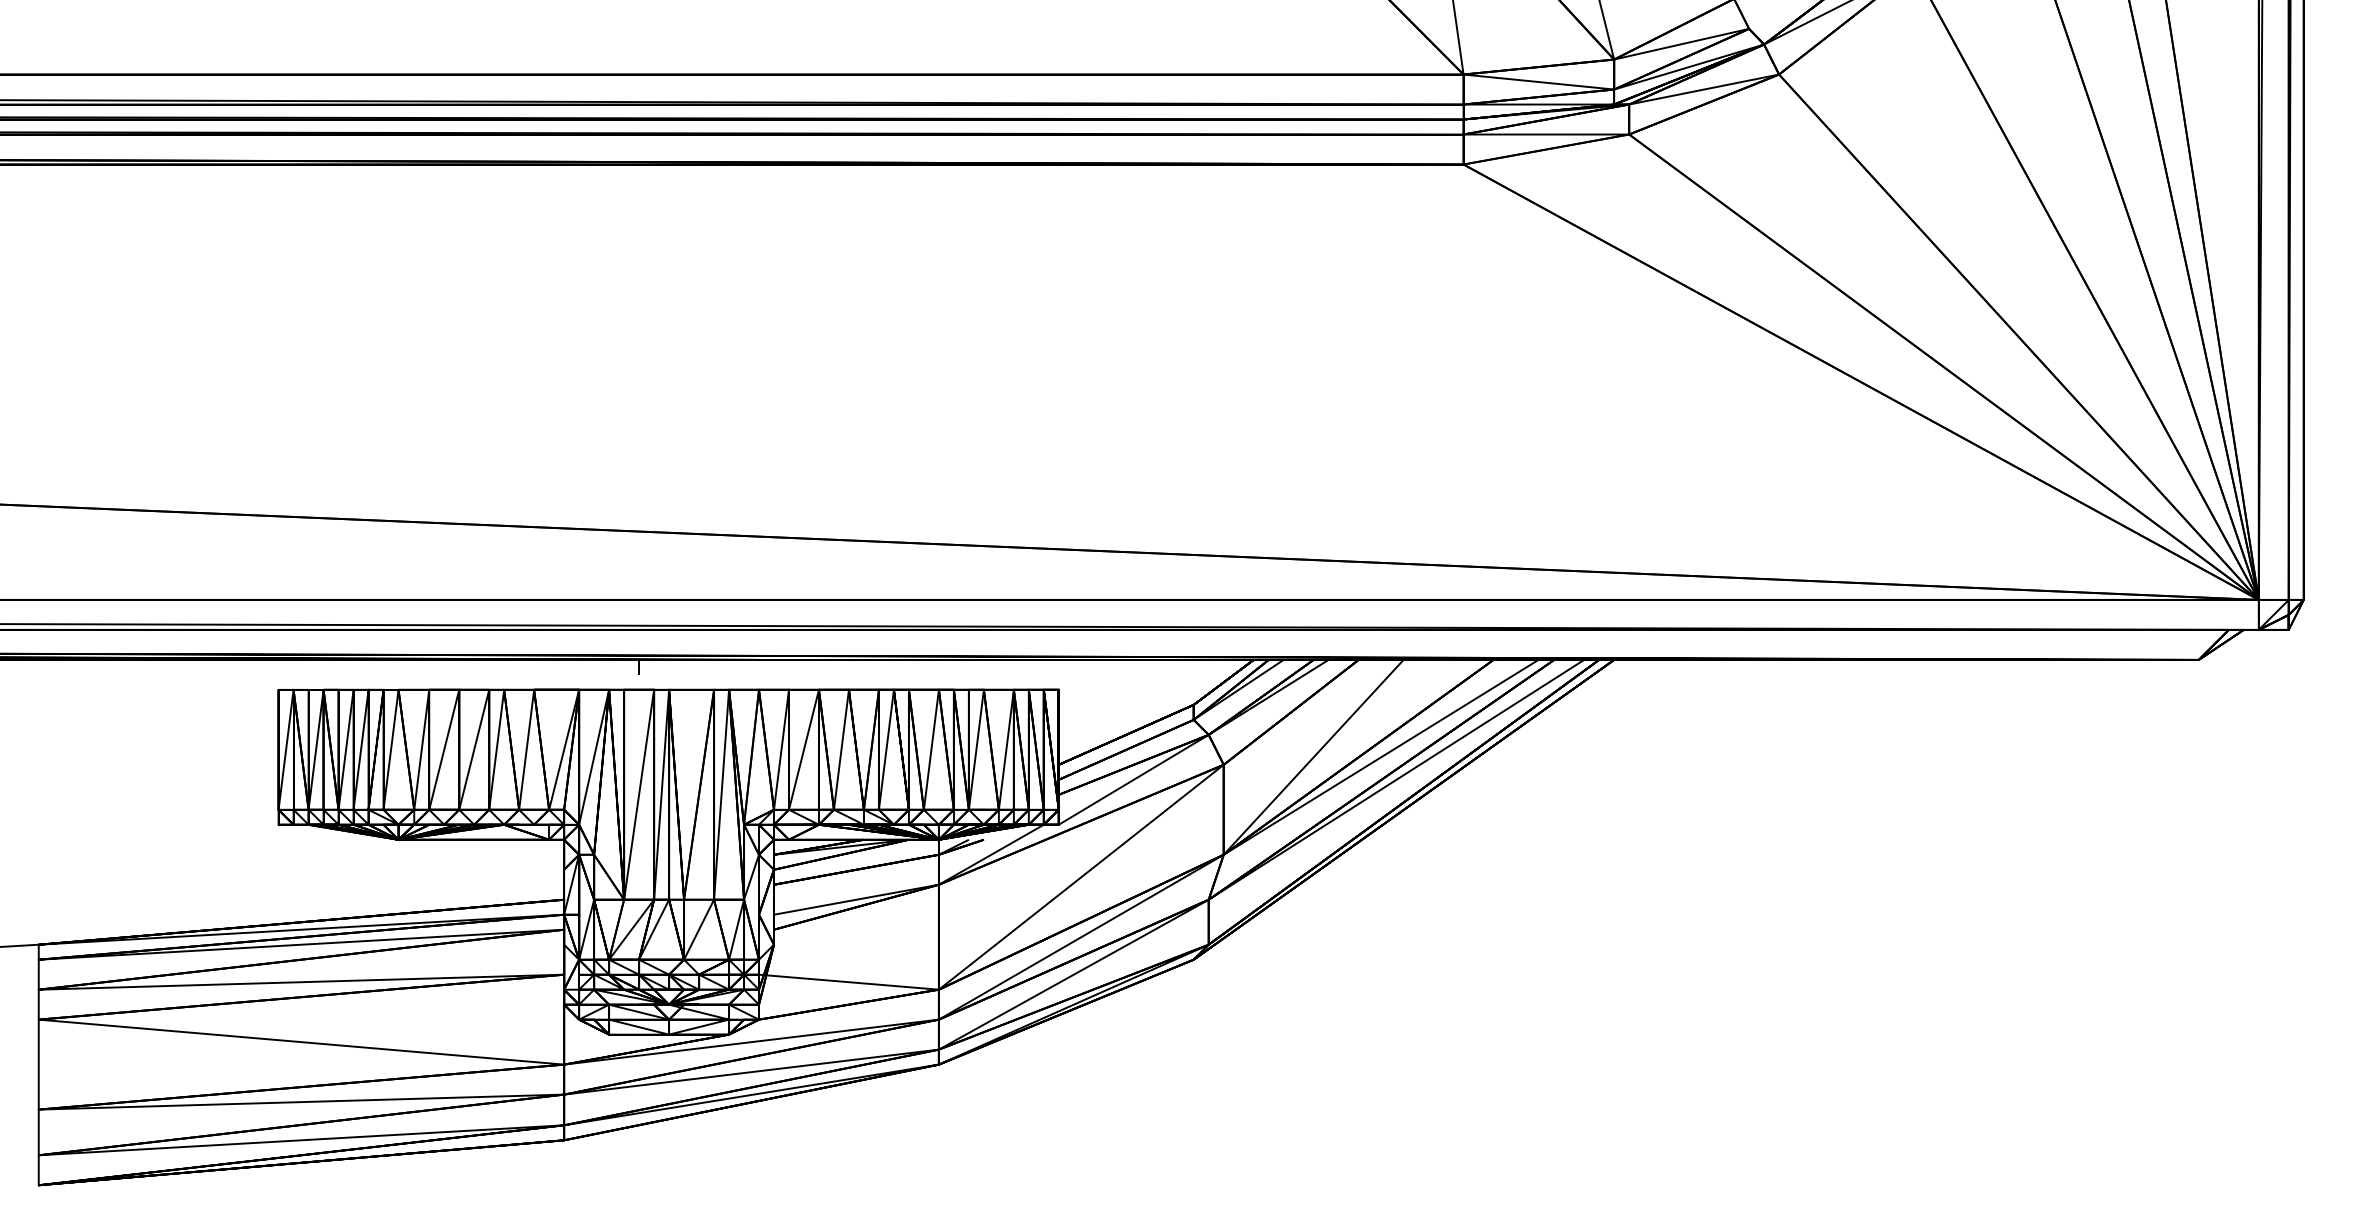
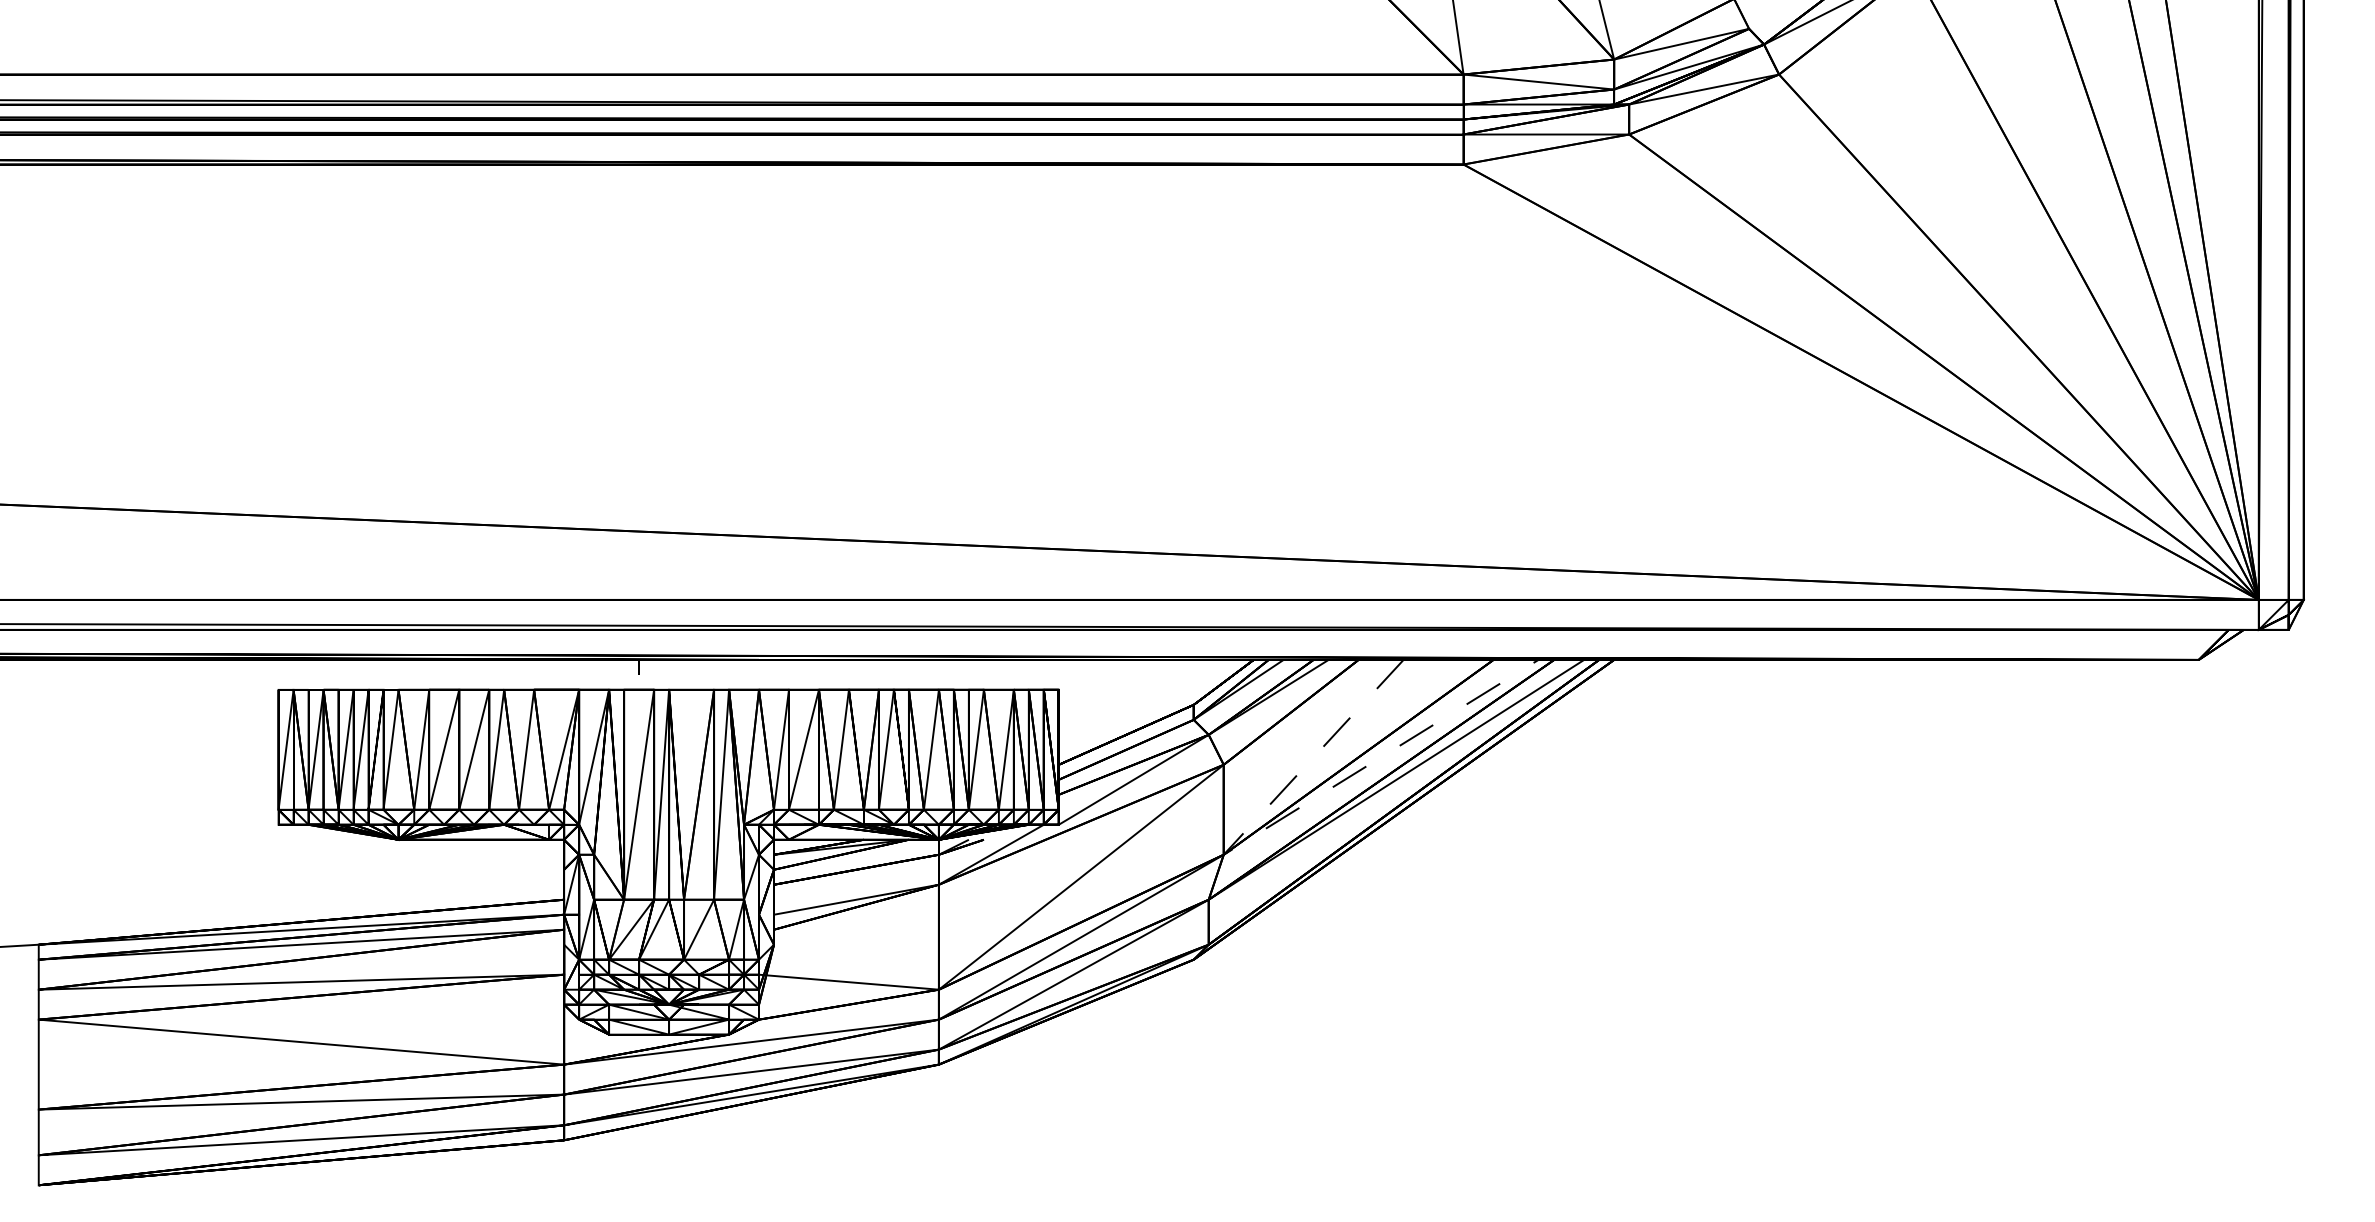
line: solid -> dashed (1267, 827)
